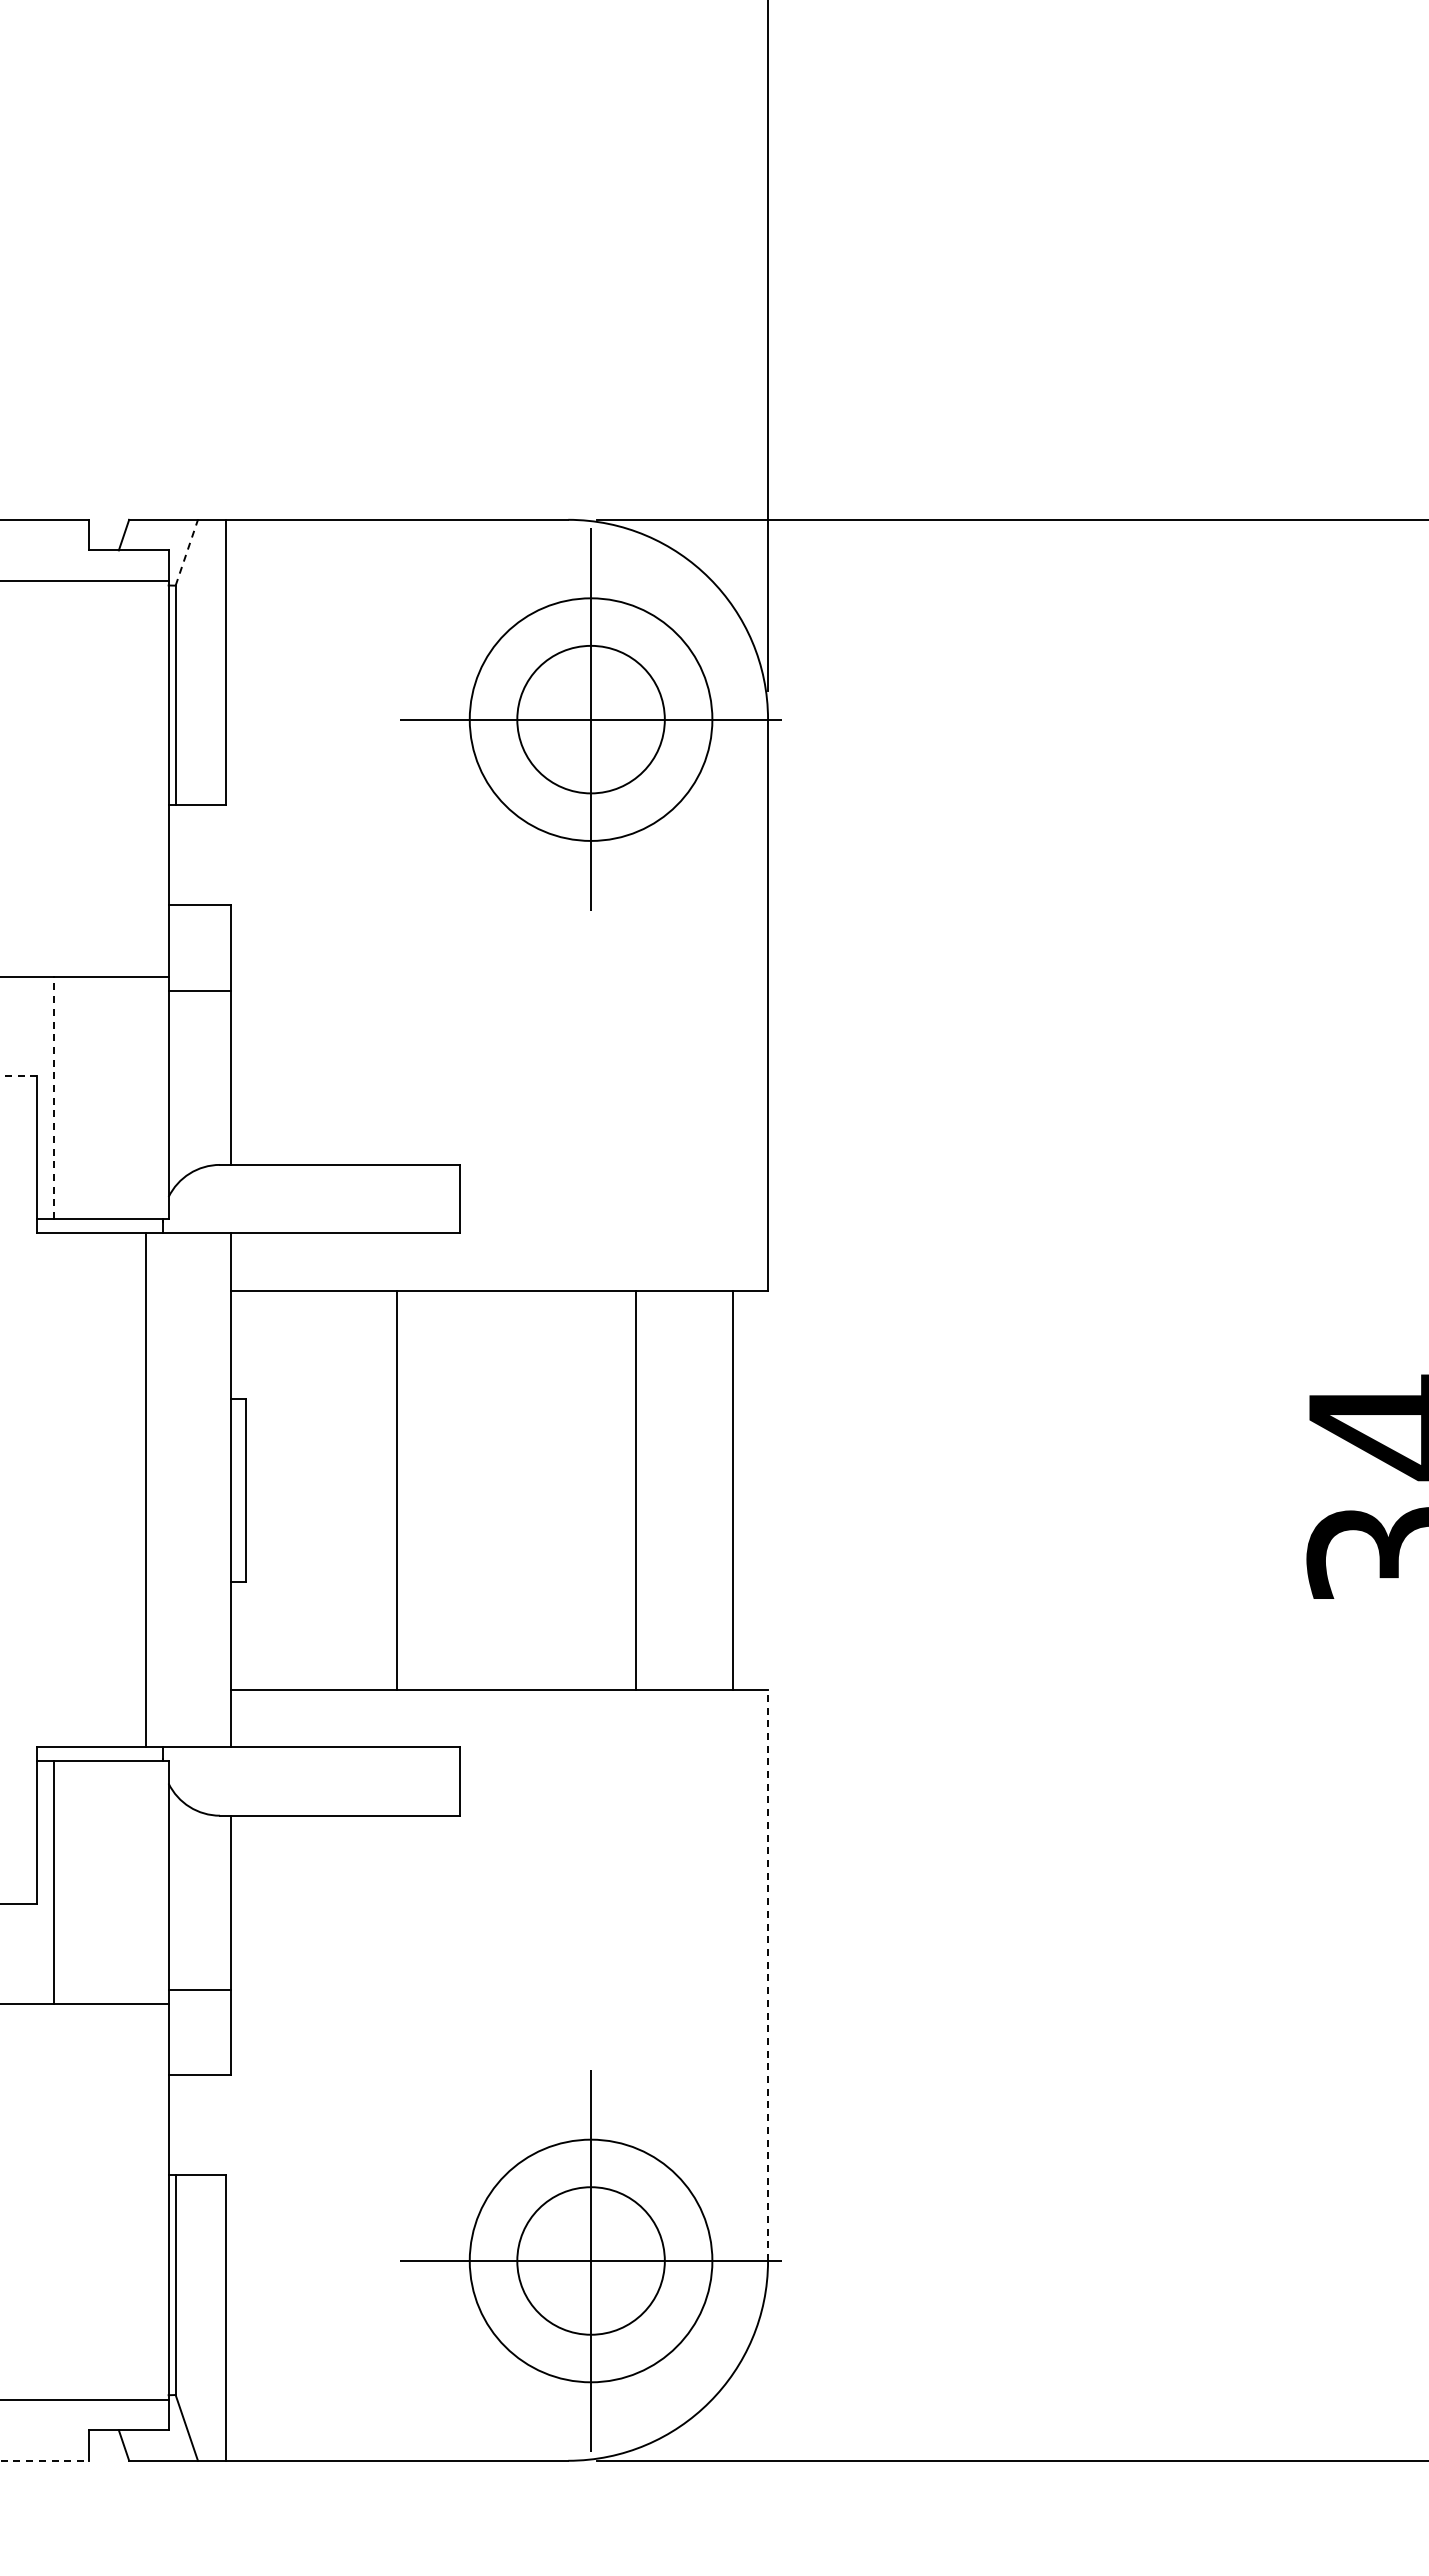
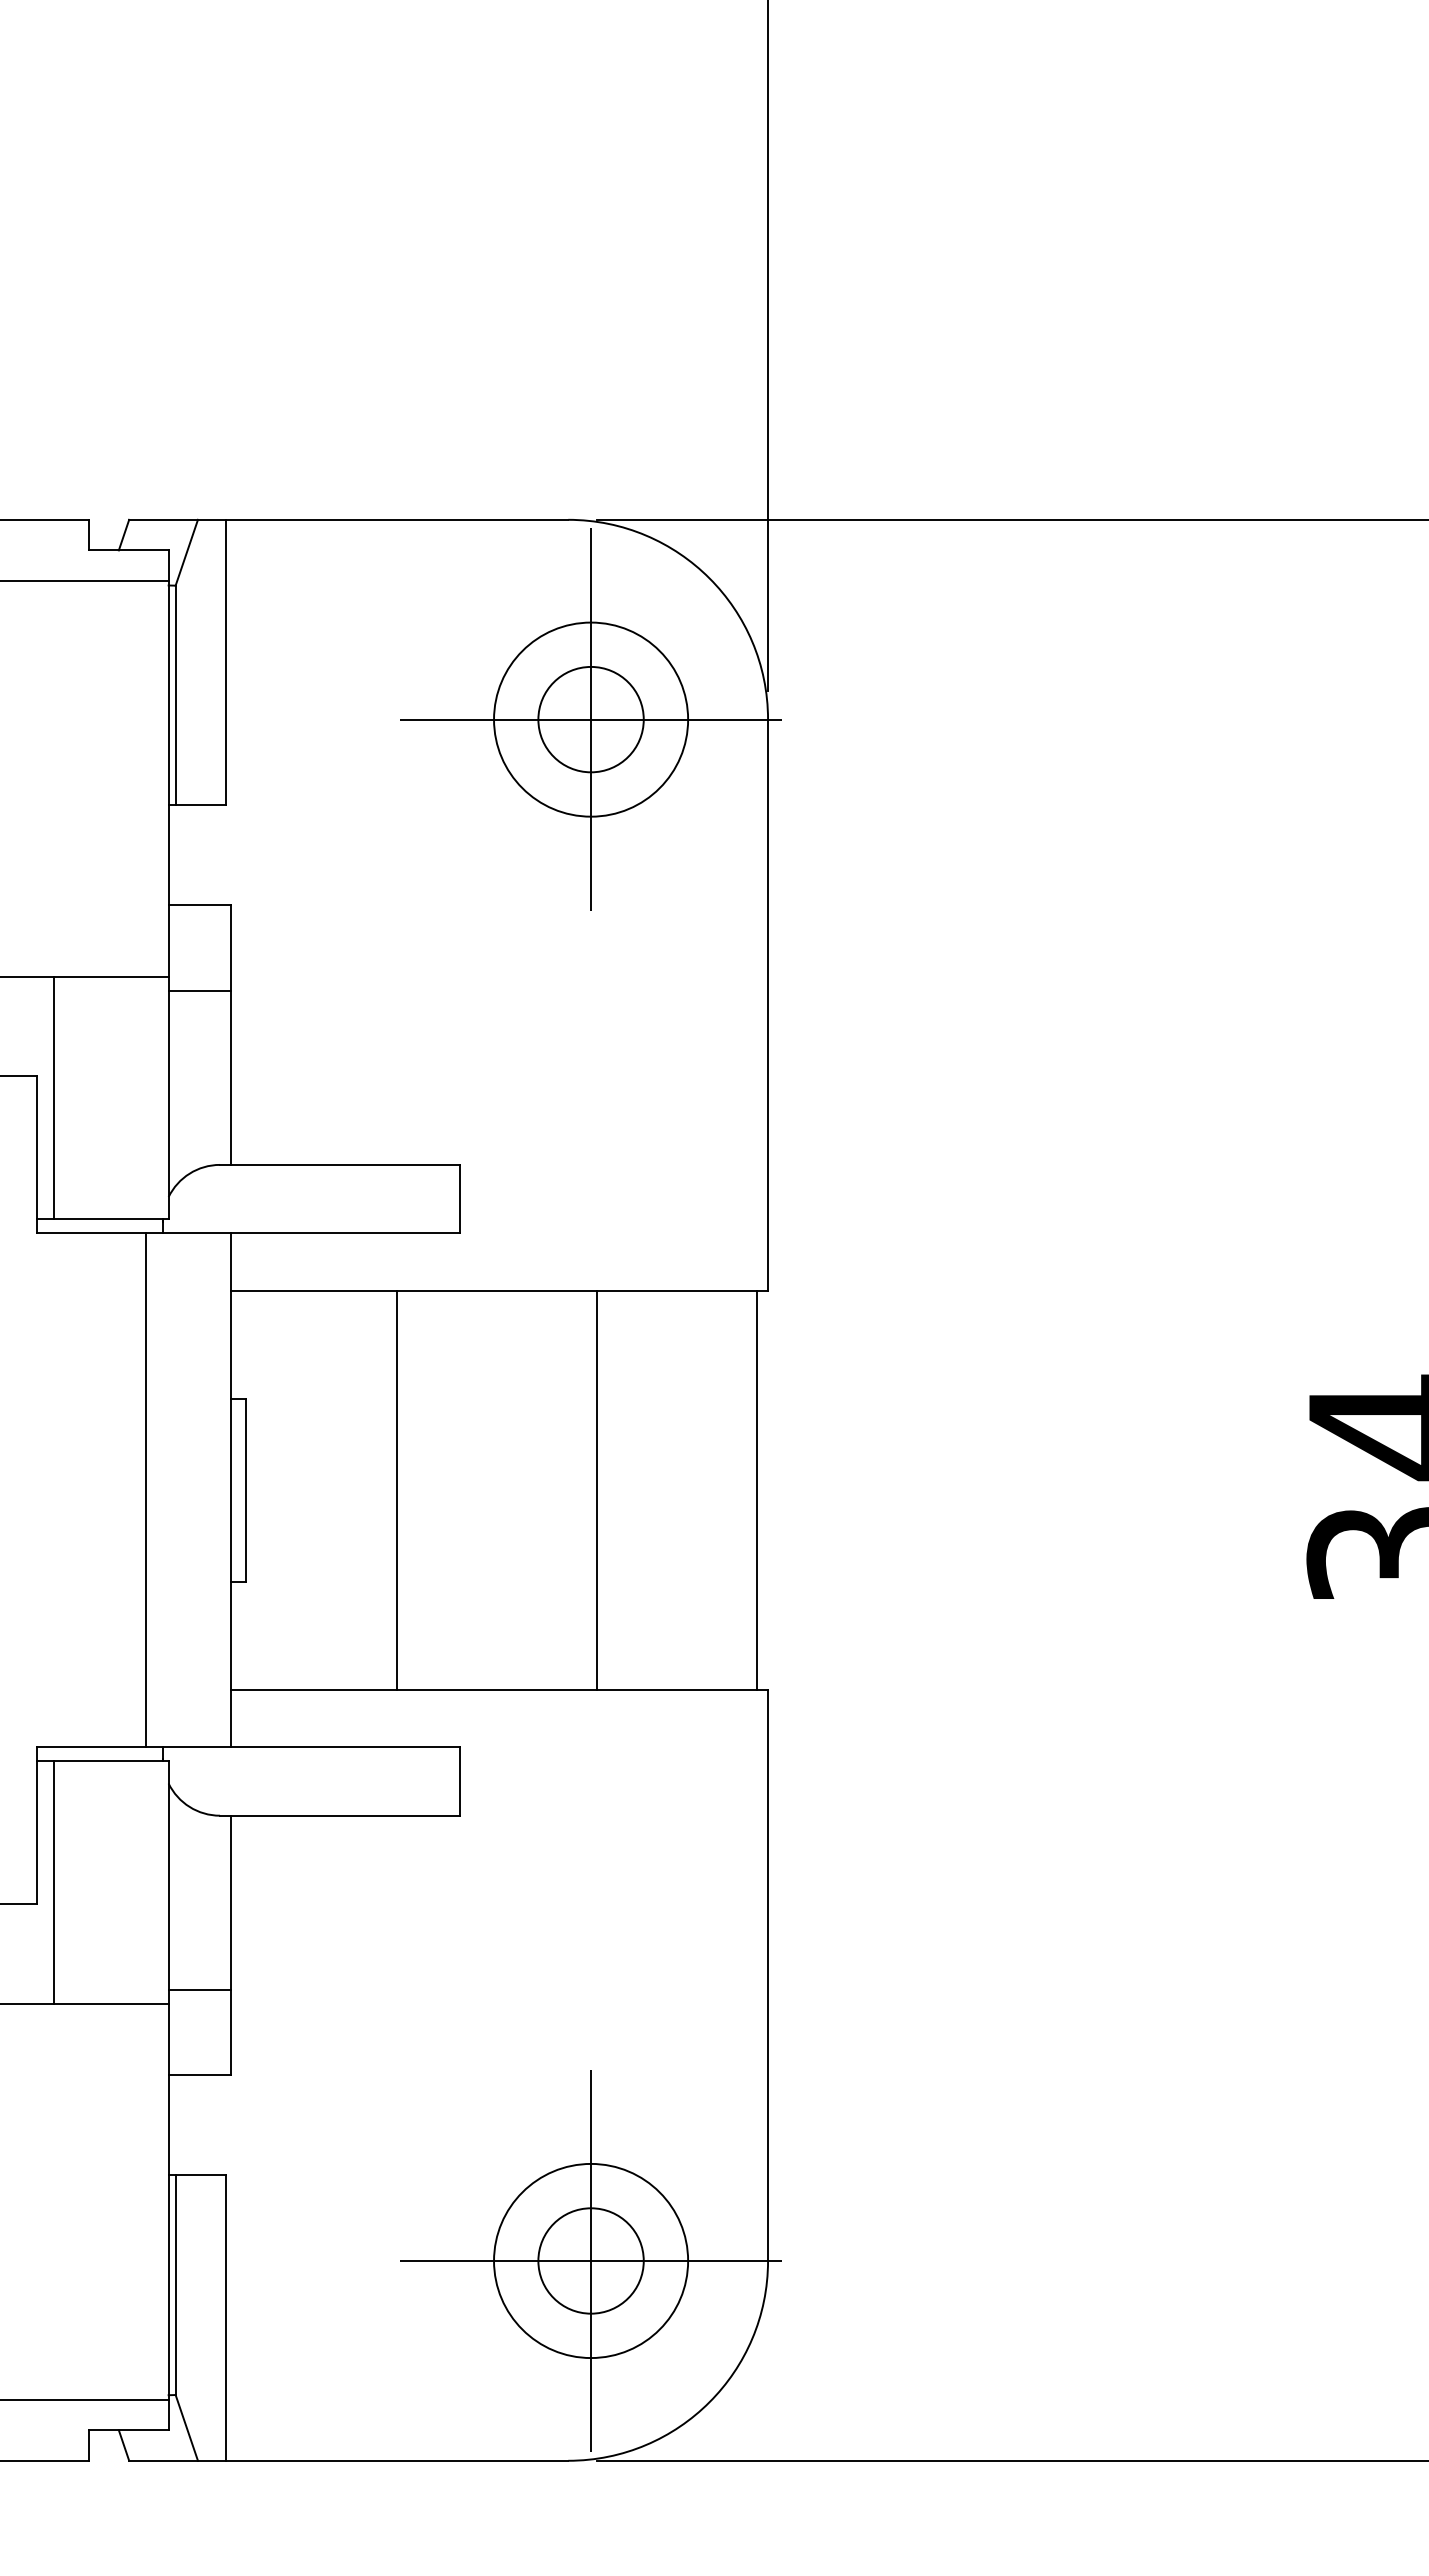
line: dashed -> solid (186, 552)
circle diameter: 148 px -> 105 px (590, 719)
circle diameter: 243 px -> 194 px (591, 719)
line: dashed -> solid (18, 1076)
line: dashed -> solid (54, 1097)
line position: (635, 1490) -> (596, 1490) (596, 1490)
line position: (732, 1490) -> (756, 1490) (756, 1490)
line: dashed -> solid (768, 1975)
circle diameter: 148 px -> 105 px (590, 2260)
circle diameter: 243 px -> 194 px (591, 2260)
line: dashed -> solid (44, 2460)
